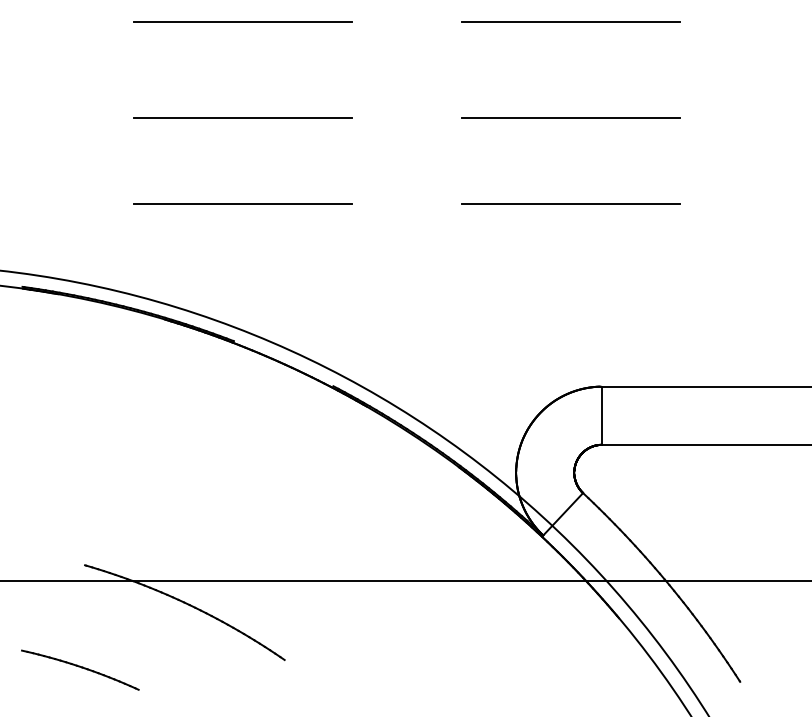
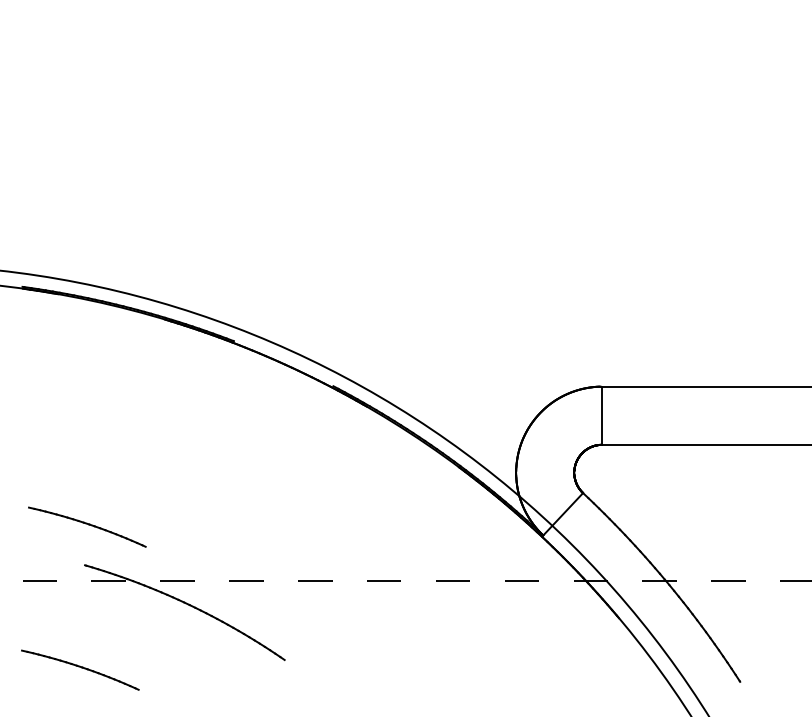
line: present -> none (242, 21)
line: present -> none (570, 21)
line: present -> none (242, 117)
line: present -> none (570, 117)
line: present -> none (242, 203)
line: present -> none (570, 203)
part: none -> present (87, 526)
line: solid -> dashed (405, 580)
